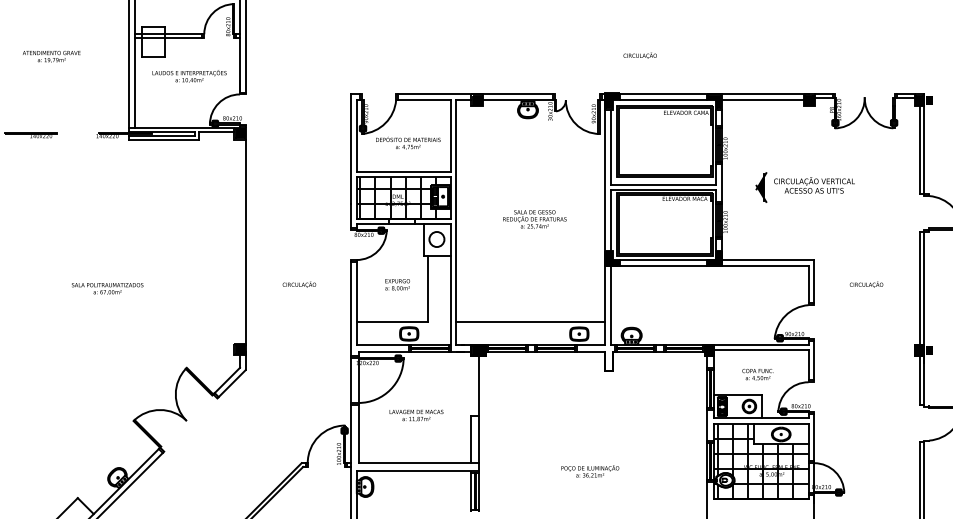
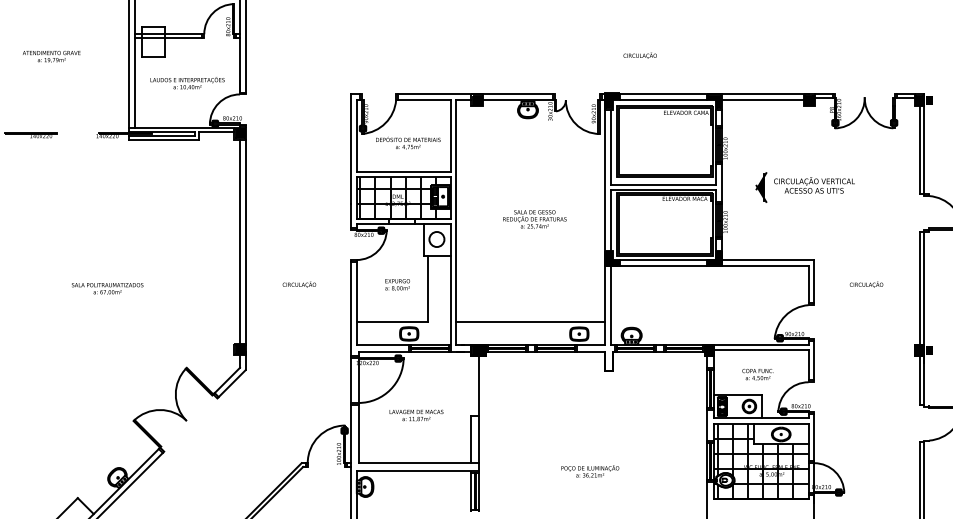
text position: (189, 76) -> (187, 83) (187, 83)
line: none -> present (240, 241)
